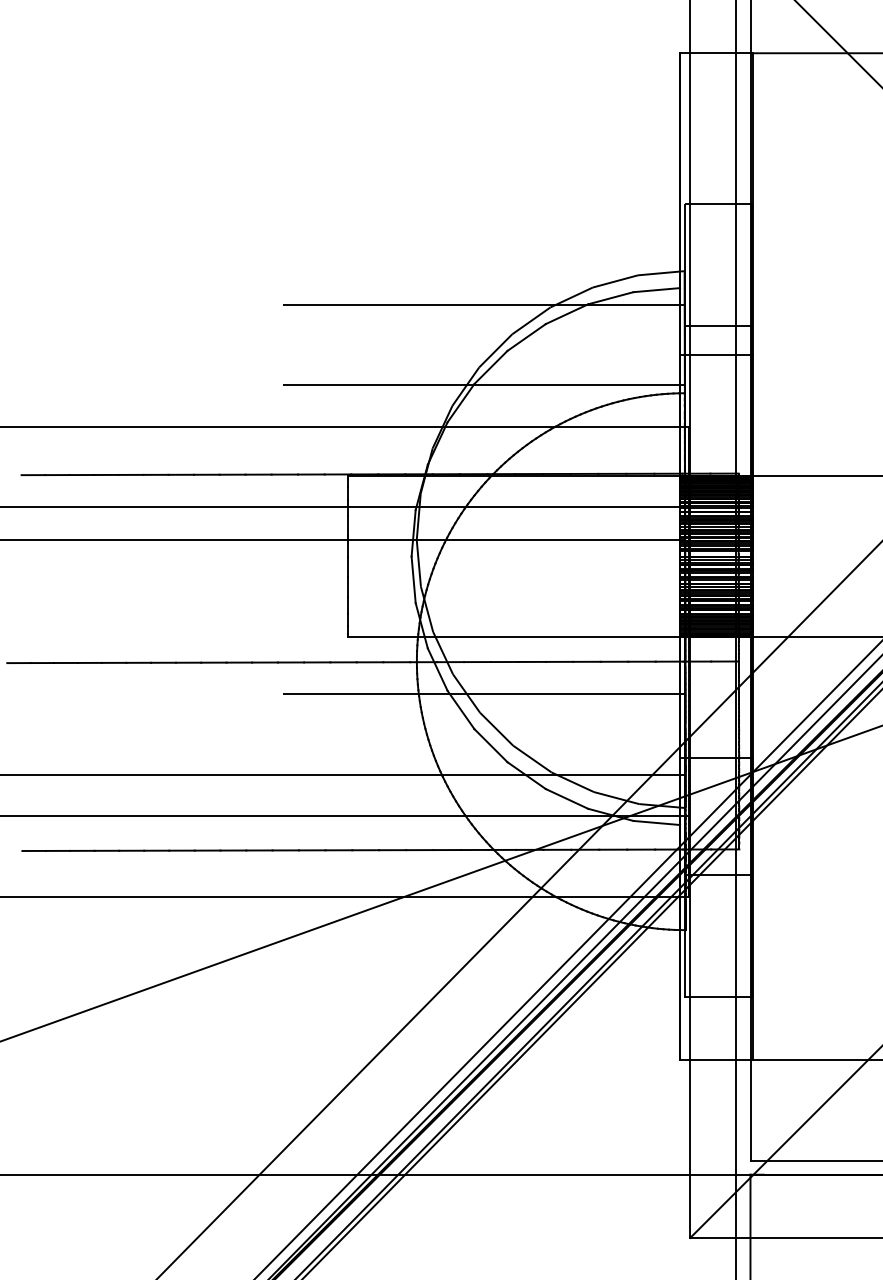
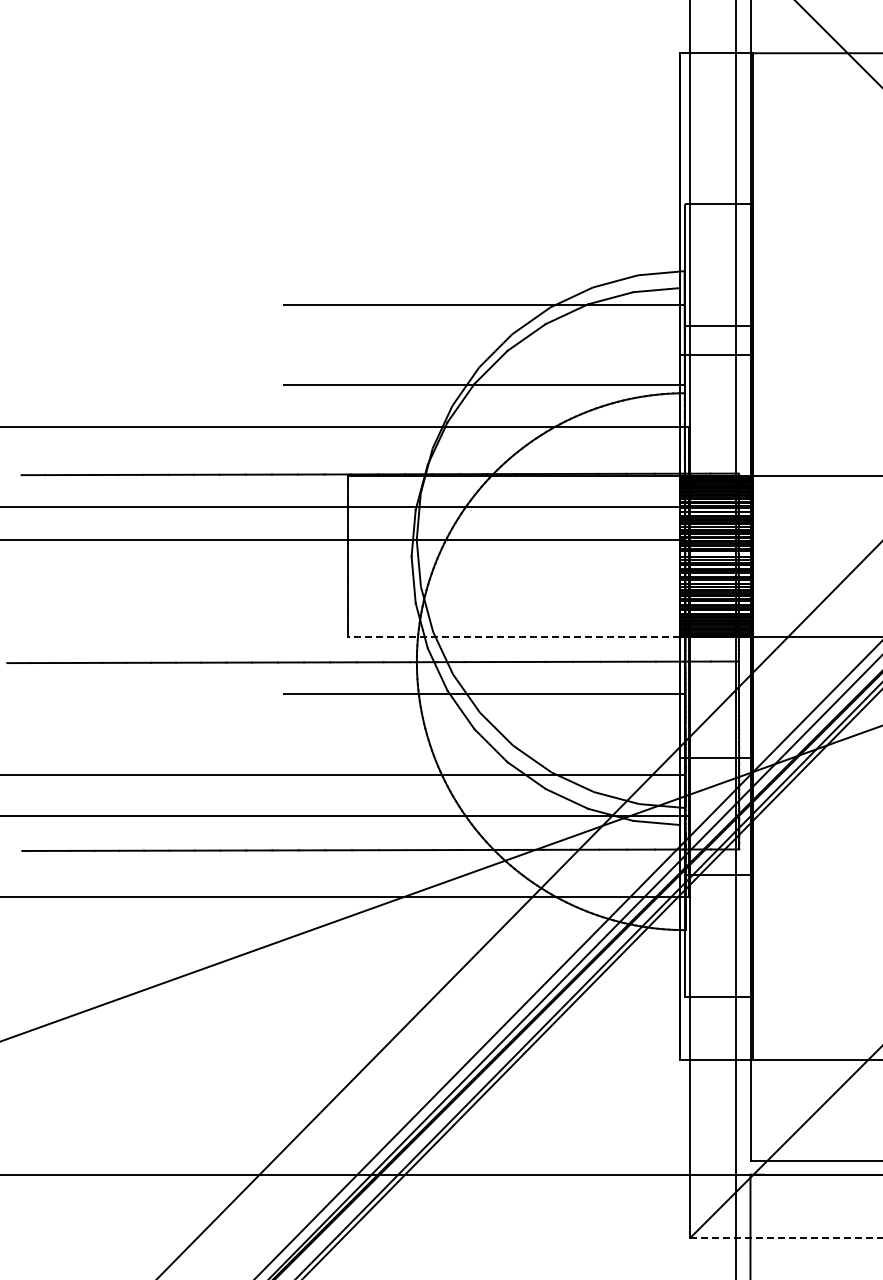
line: solid -> dashed (513, 637)
line: solid -> dashed (786, 1238)
